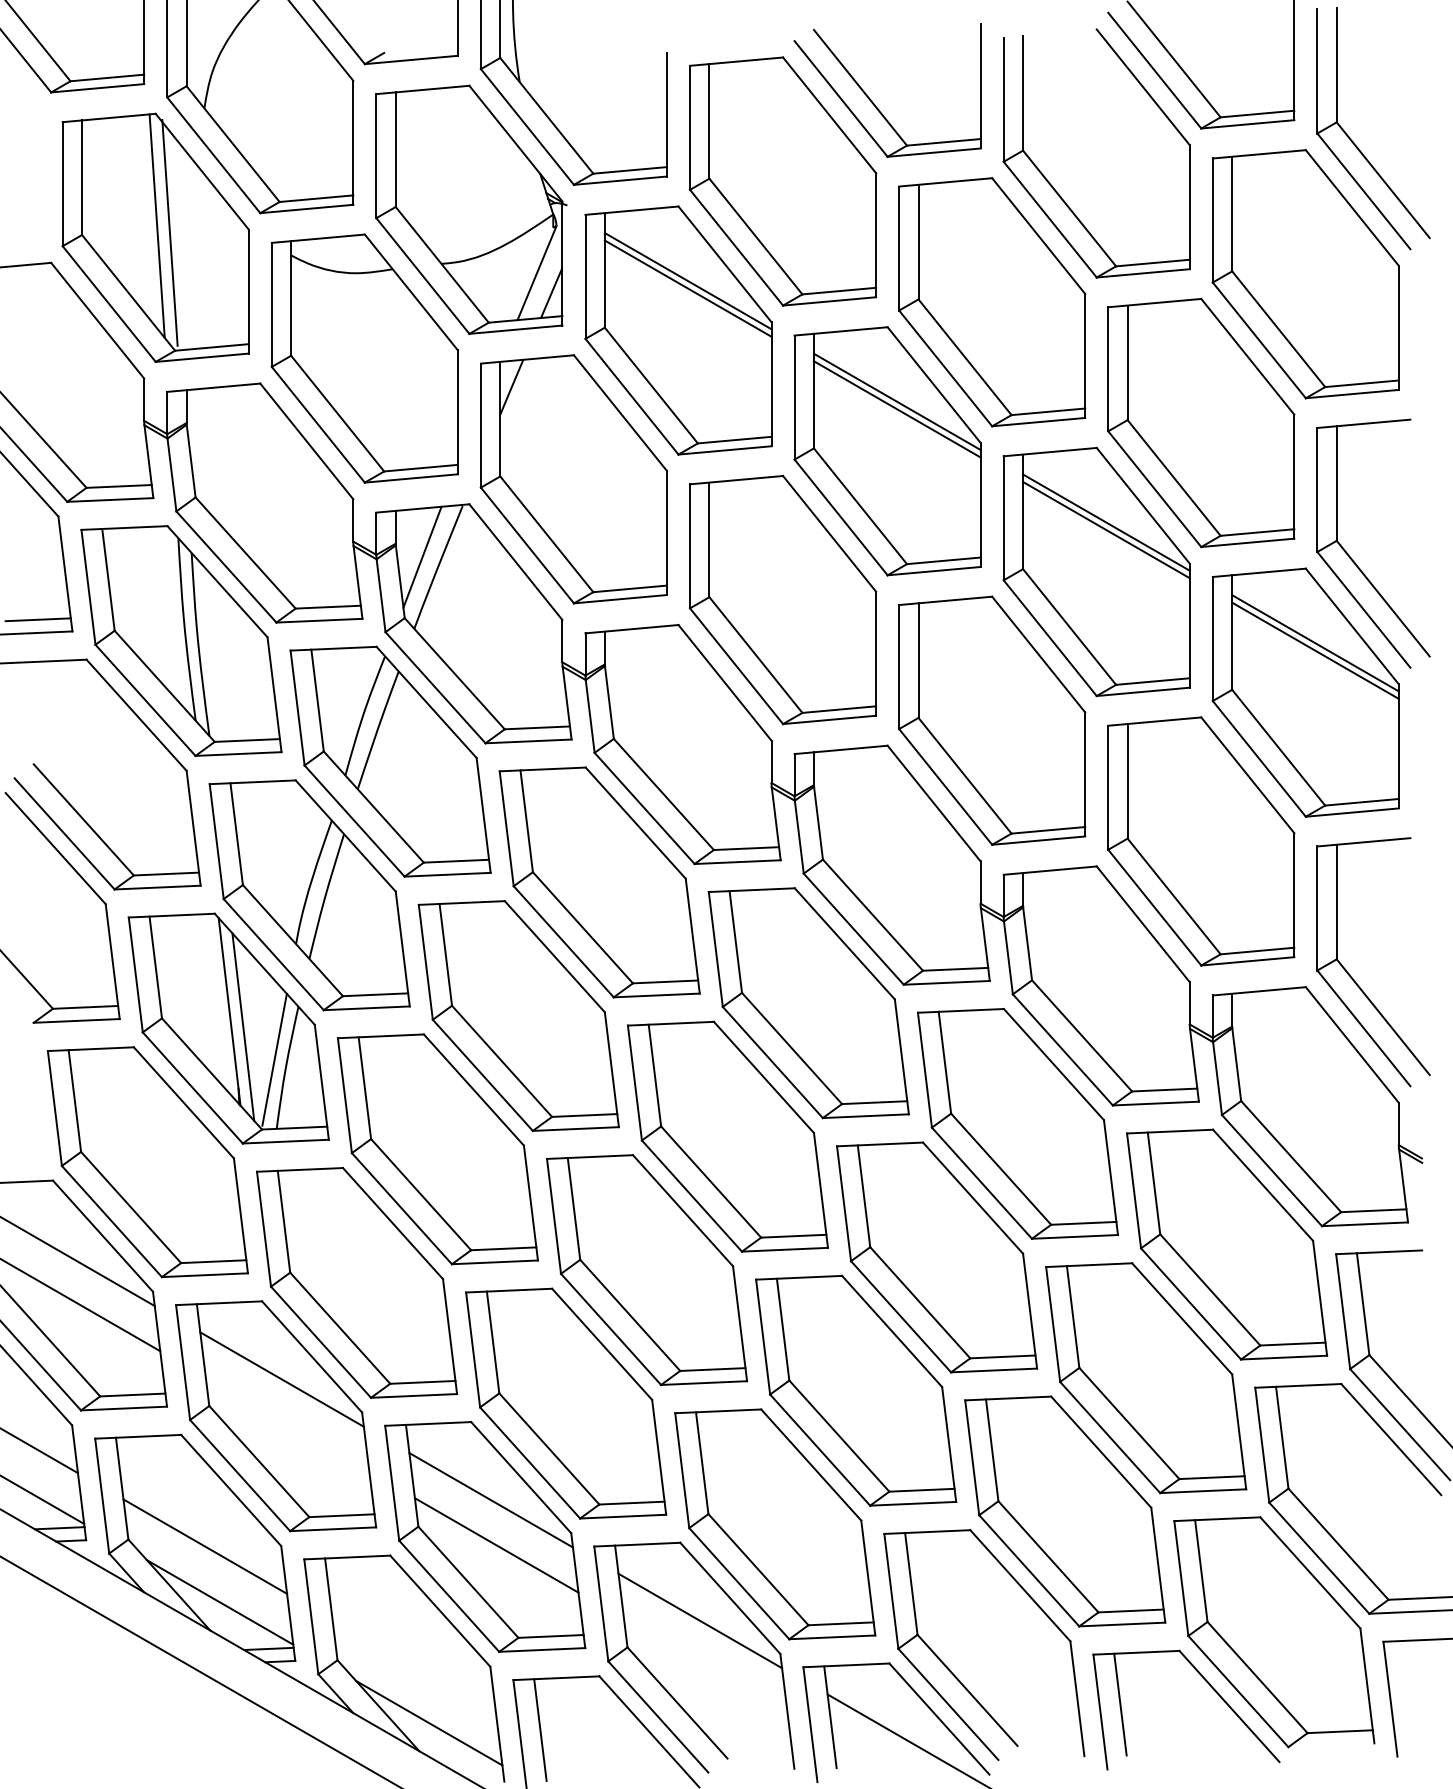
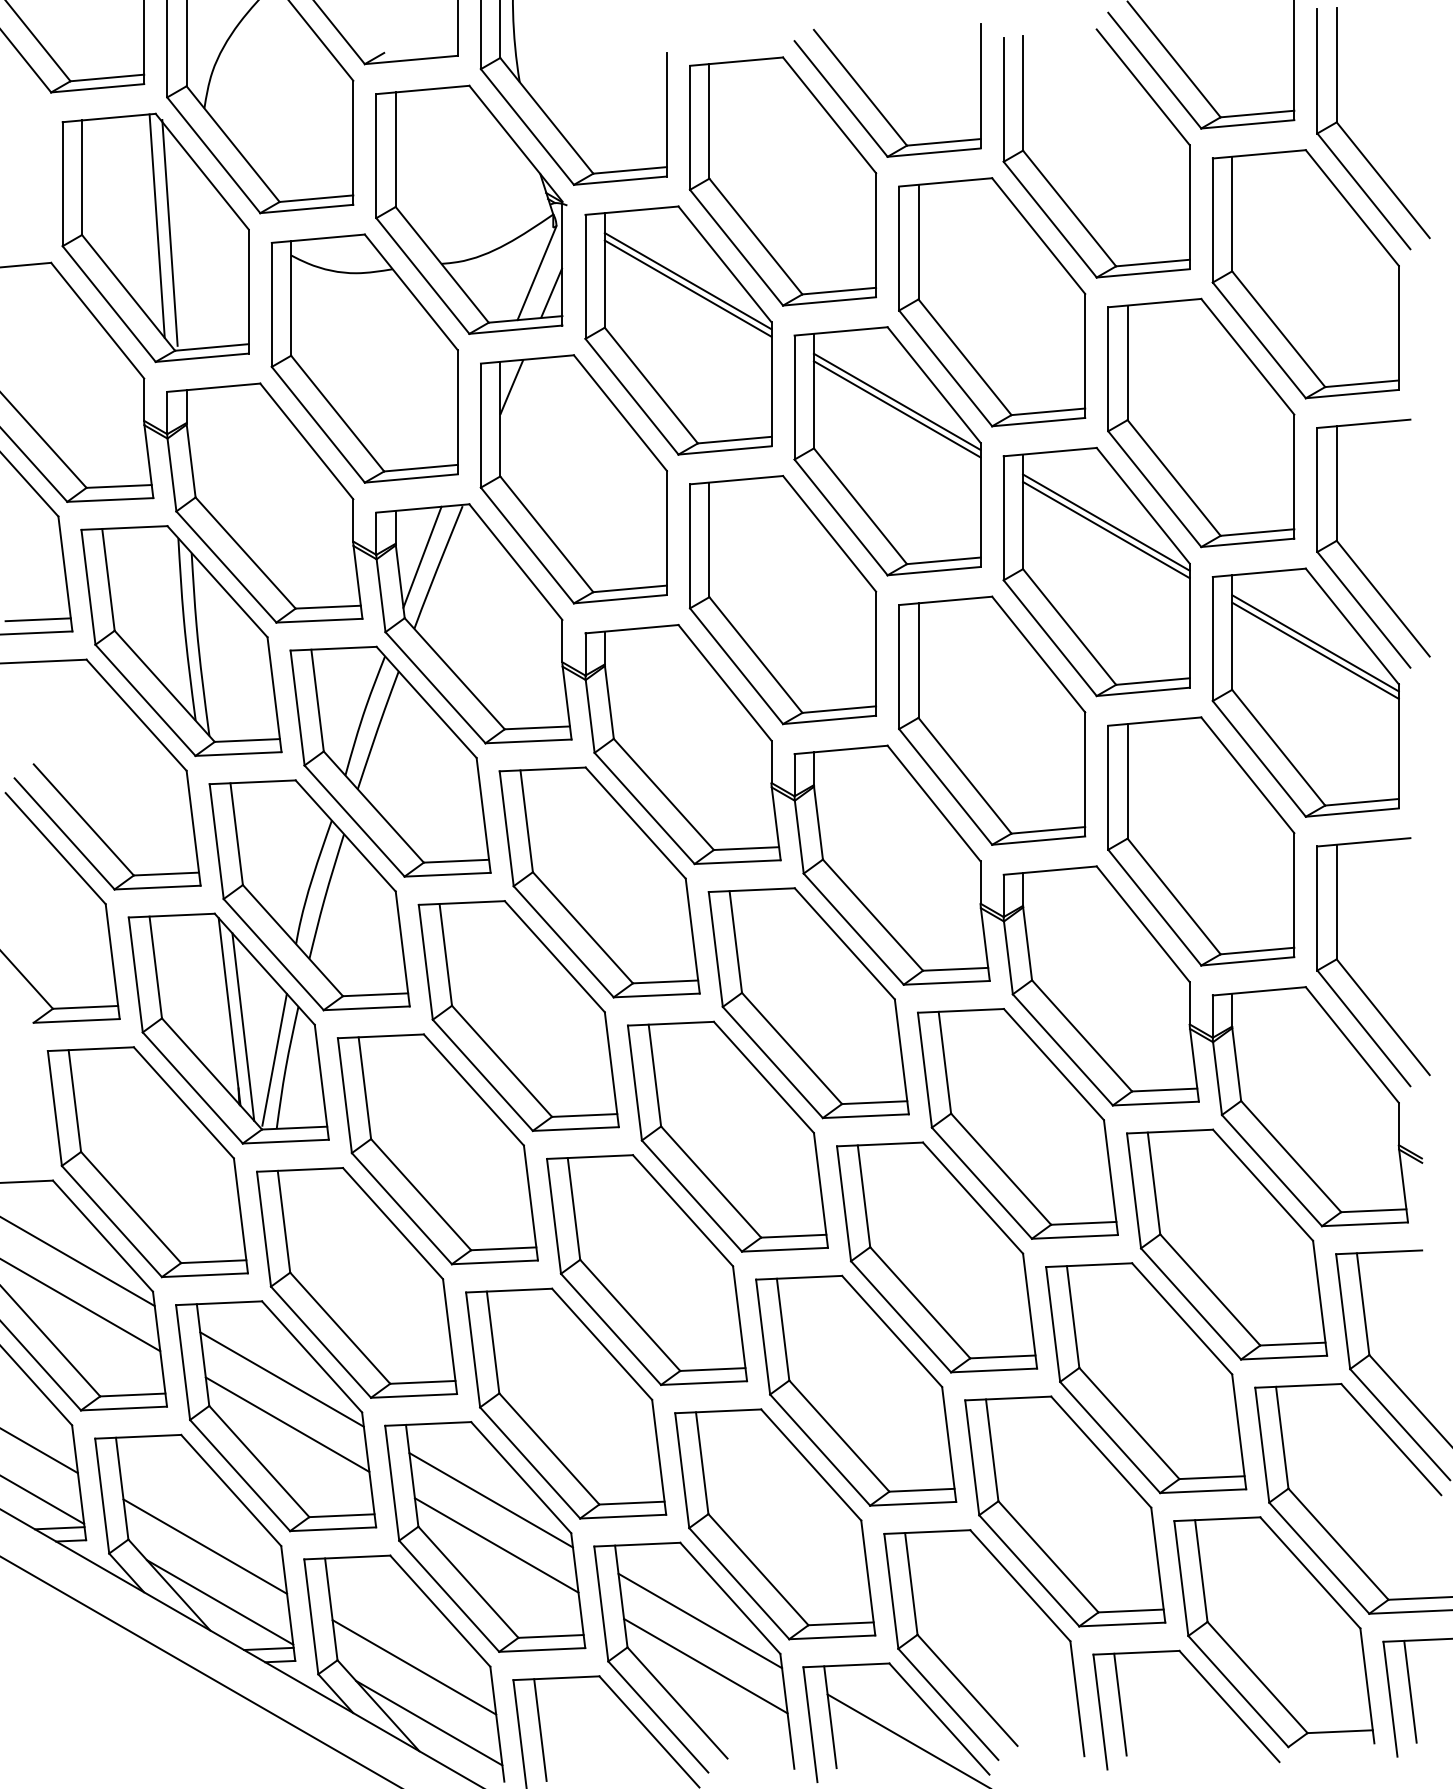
line: none -> present (287, 1424)
line: none -> present (705, 1665)
line: none -> present (414, 1667)
line: none -> present (1410, 1691)
